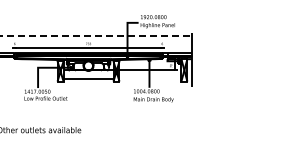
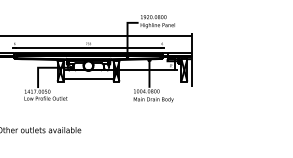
line: dashed -> solid (96, 36)
